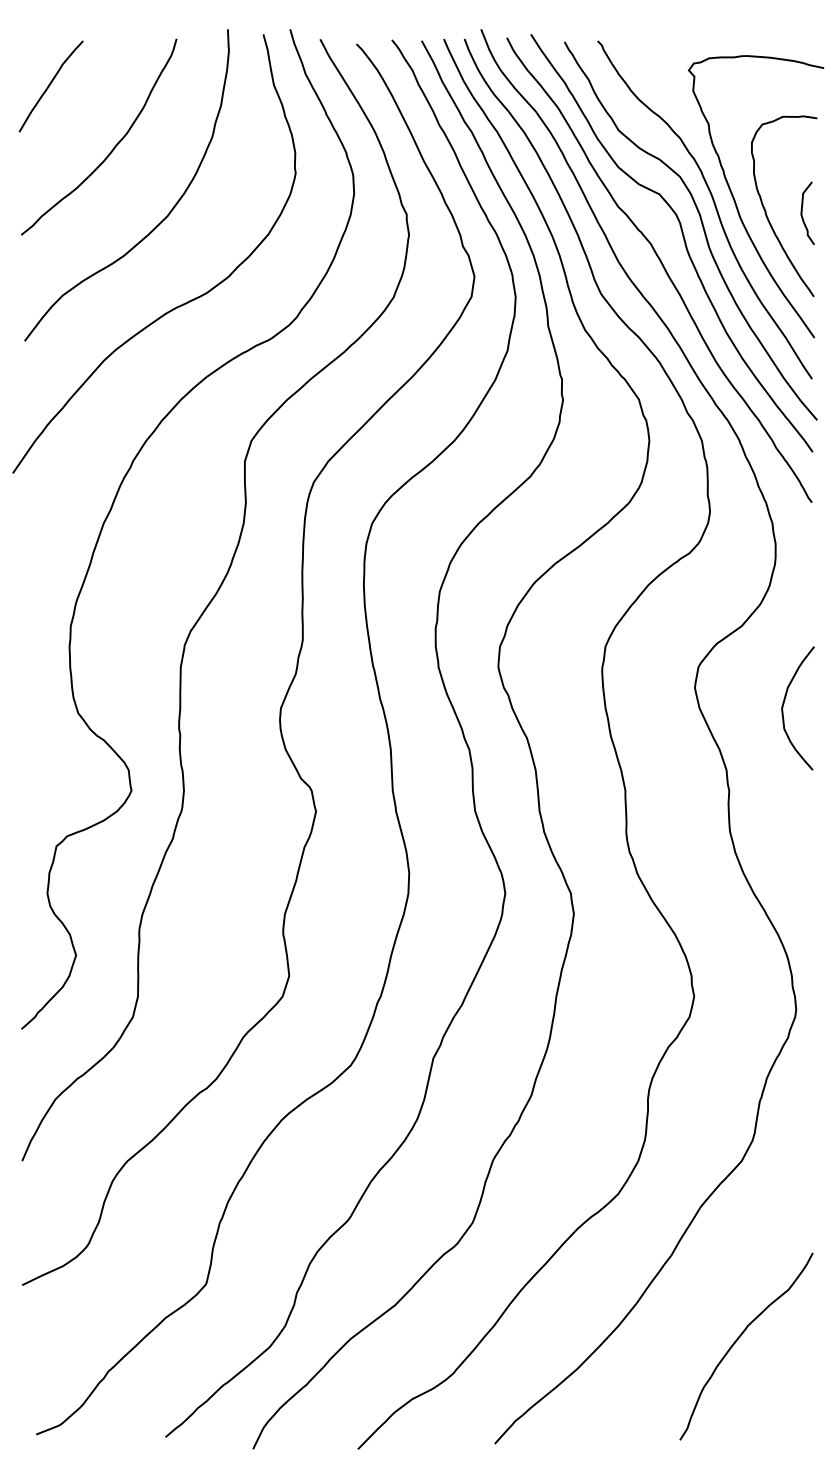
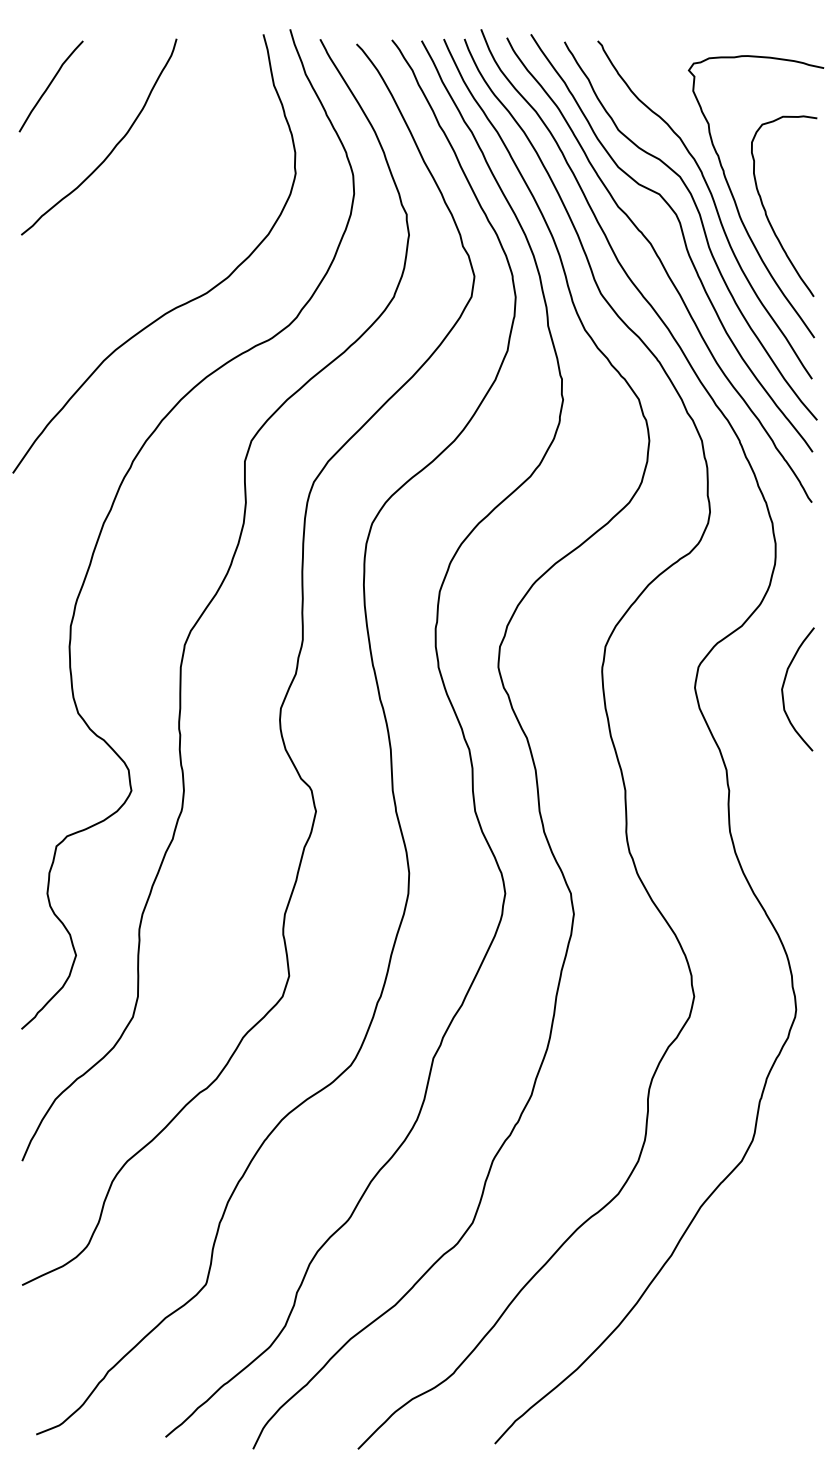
curve: present -> none (802, 213)
curve: present -> none (161, 220)
curve position: (784, 704) -> (784, 685) (784, 685)
curve: present -> none (739, 1338)
